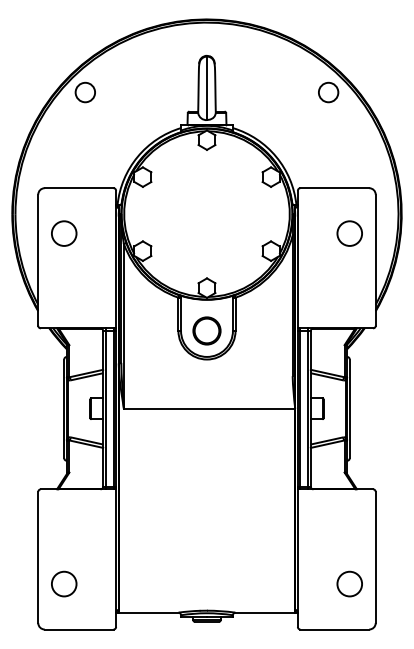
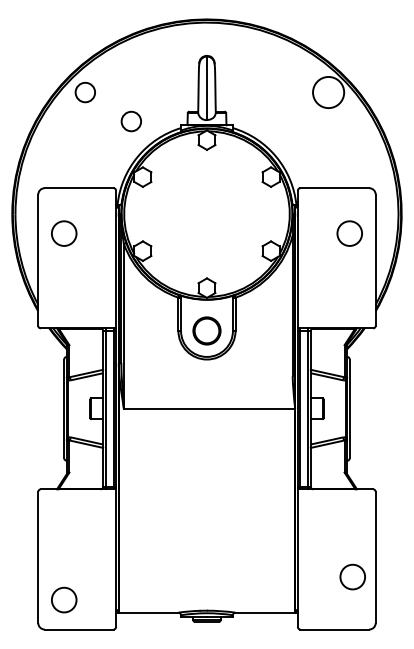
circle diameter: 19 px -> 31 px (328, 92)
circle: none -> present (130, 121)
circle position: (64, 583) -> (64, 599) (64, 599)
circle position: (349, 583) -> (352, 576) (352, 576)
